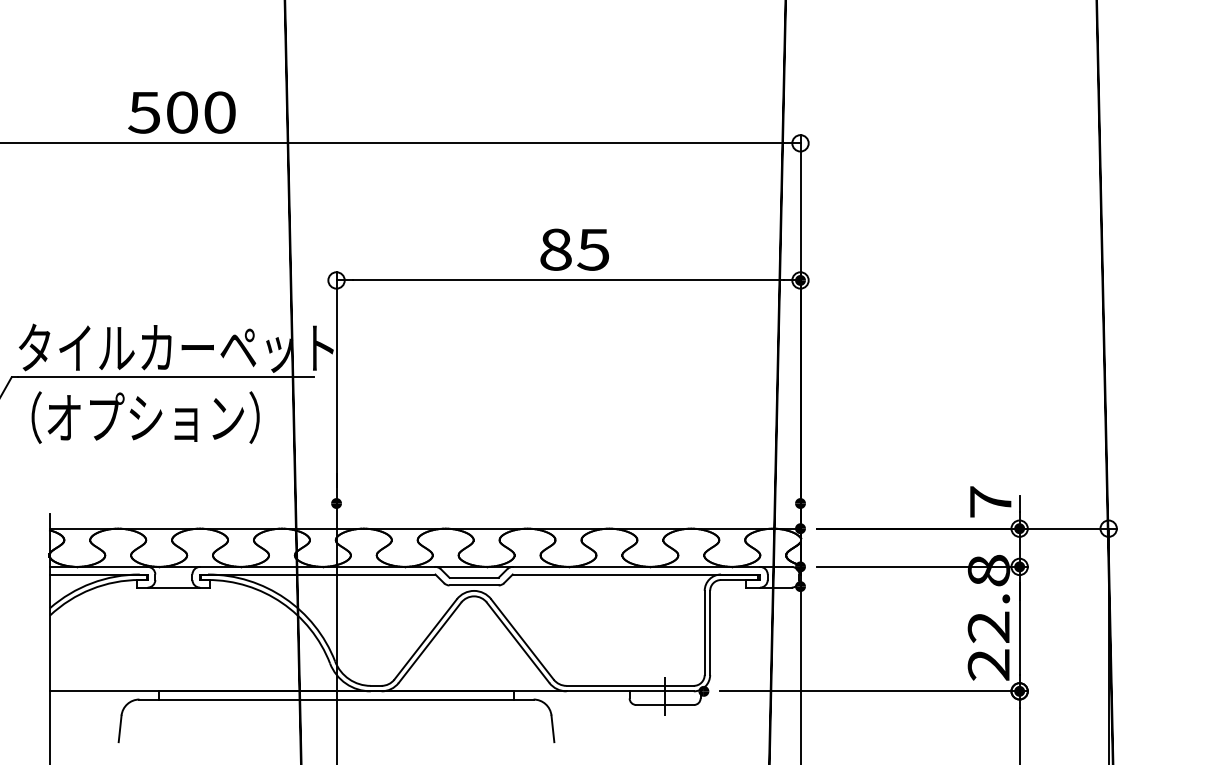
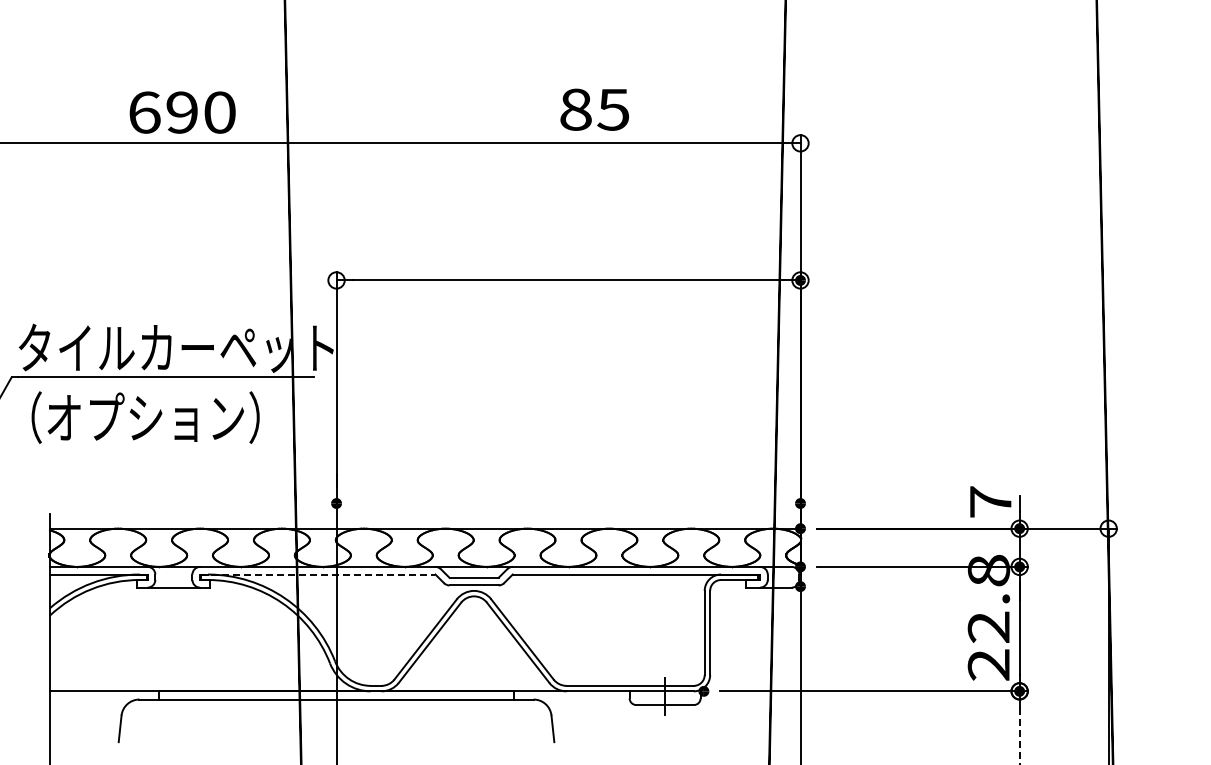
text: 500 -> 690 (162, 112)
text position: (574, 249) -> (594, 109) (594, 109)
line: solid -> dashed (317, 574)
line: solid -> dashed (1019, 735)
